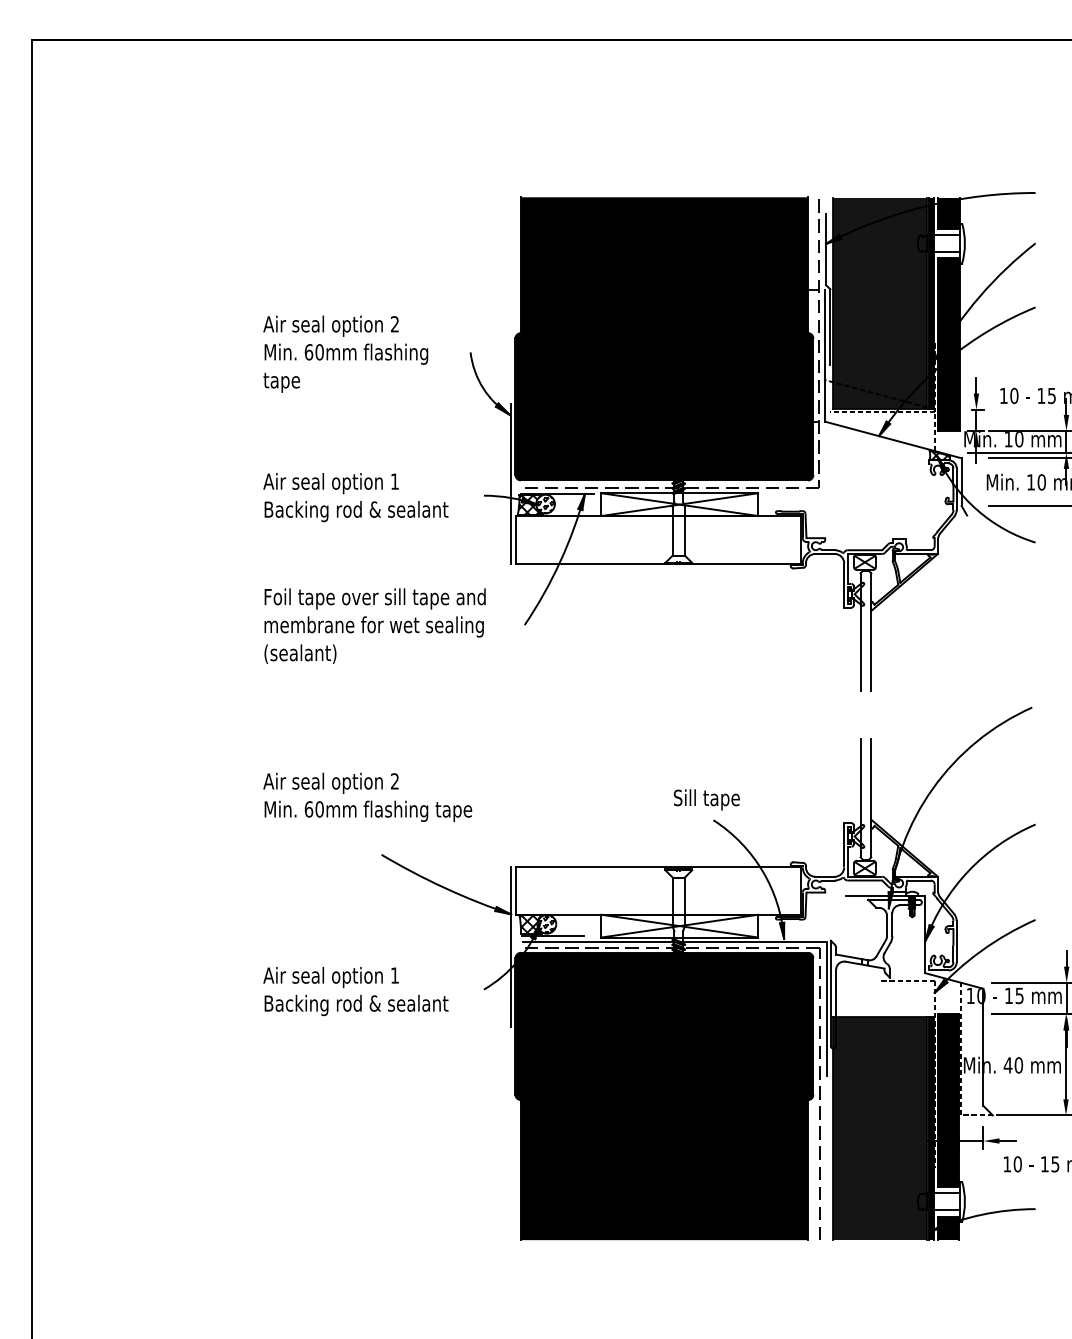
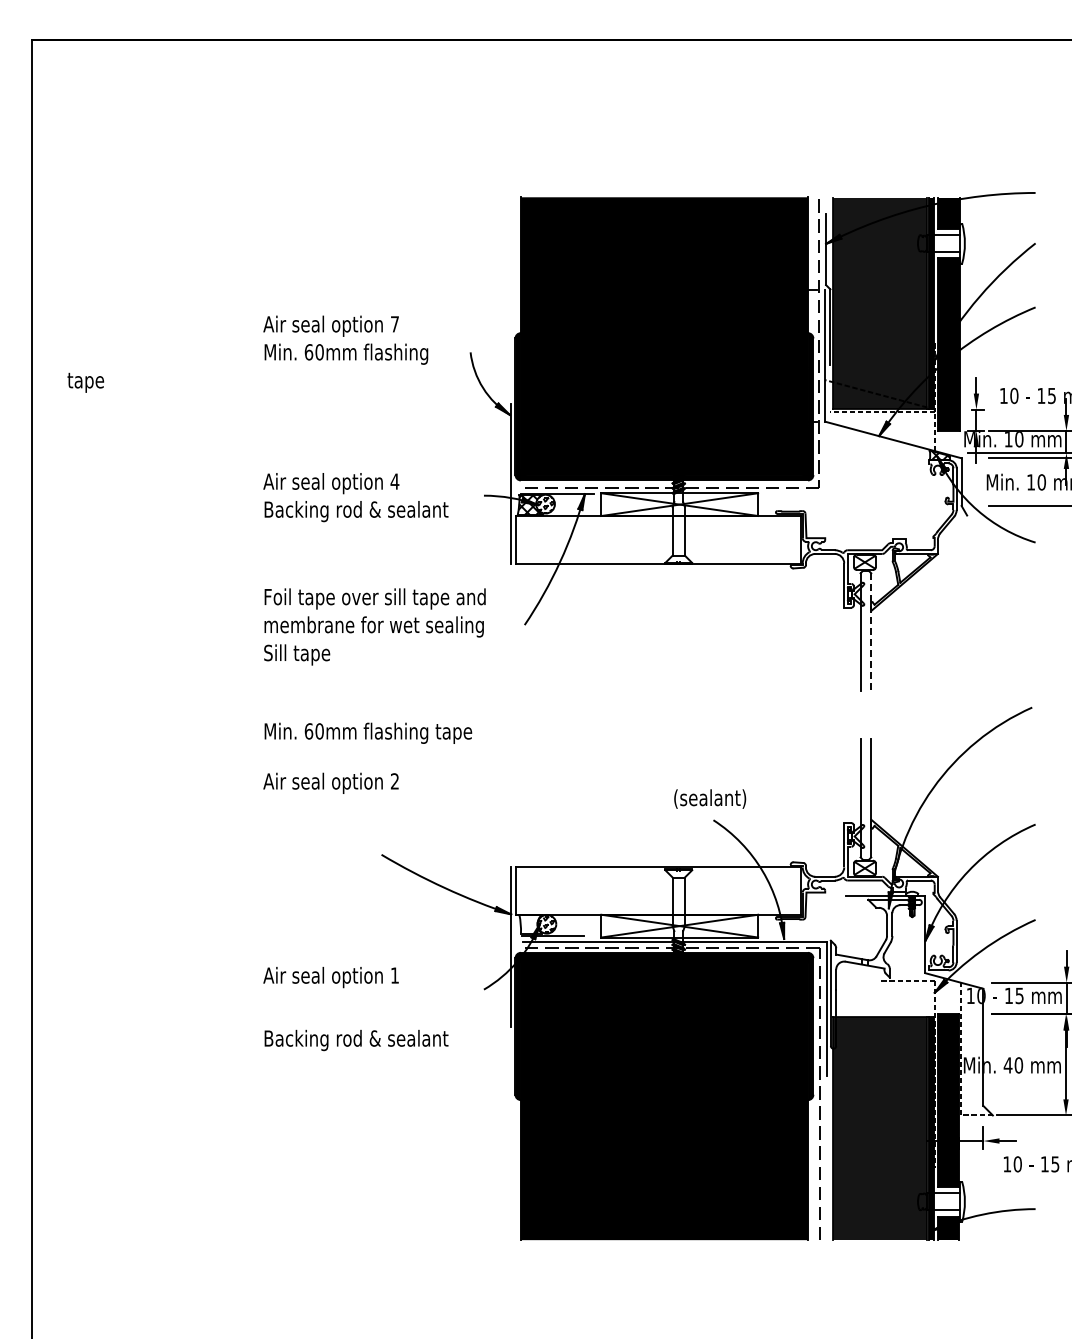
text: 2 -> 7 (394, 324)
text position: (281, 382) -> (85, 382) (85, 382)
text: 1 -> 4 (394, 481)
line: solid -> dashed (871, 632)
text: (sealant) -> Sill tape (300, 654)
text: Sill tape -> (sealant) (709, 799)
text position: (368, 810) -> (368, 732) (368, 732)
hatch: present -> none (529, 923)
text position: (356, 1005) -> (356, 1040) (356, 1040)
